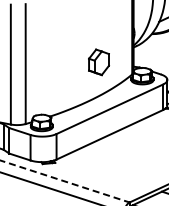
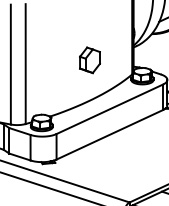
part position: (98, 62) -> (89, 60) (89, 60)
line: dashed -> solid (65, 181)
